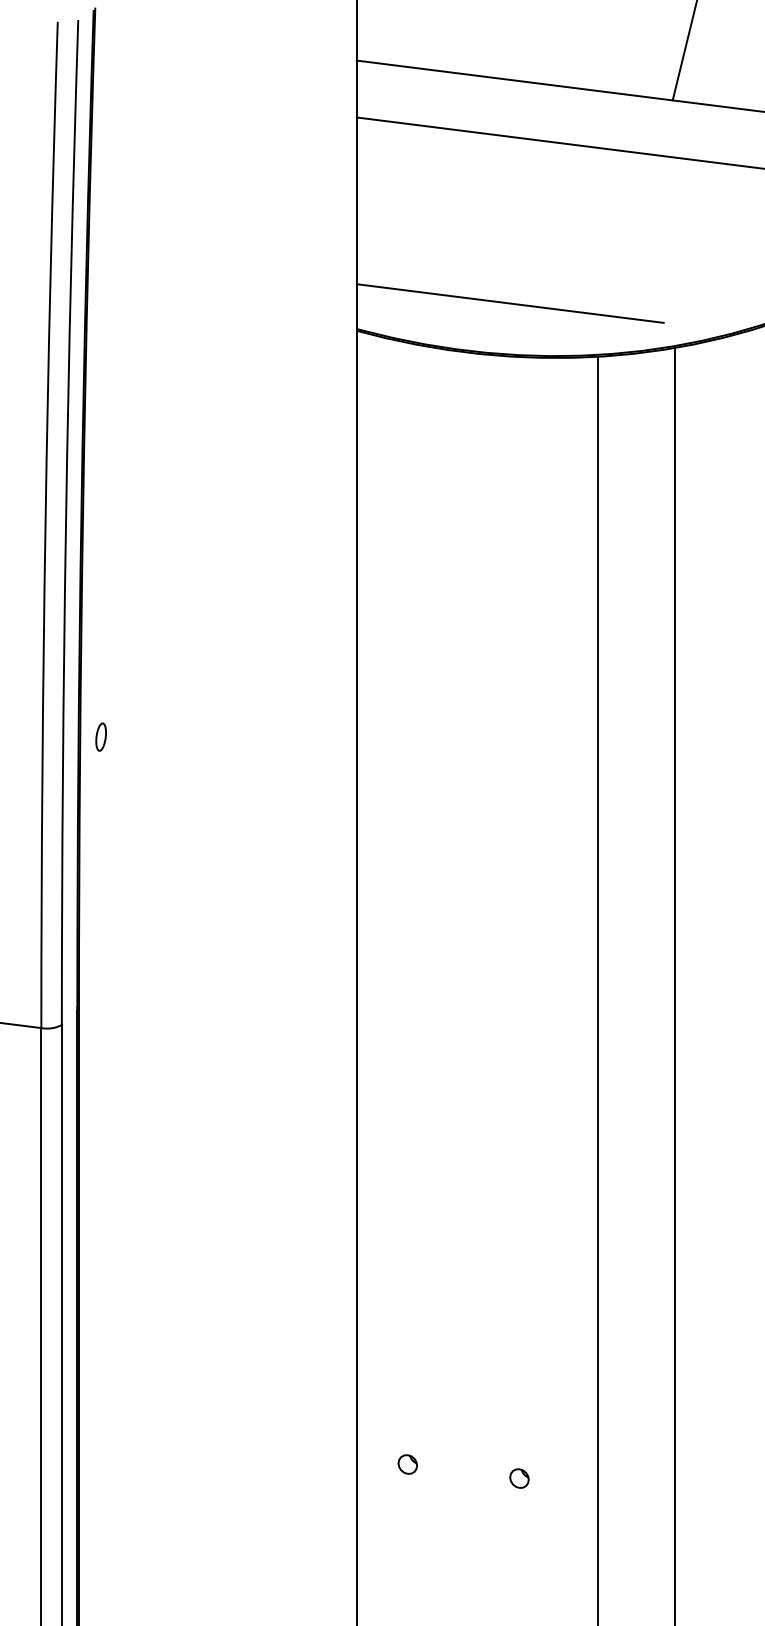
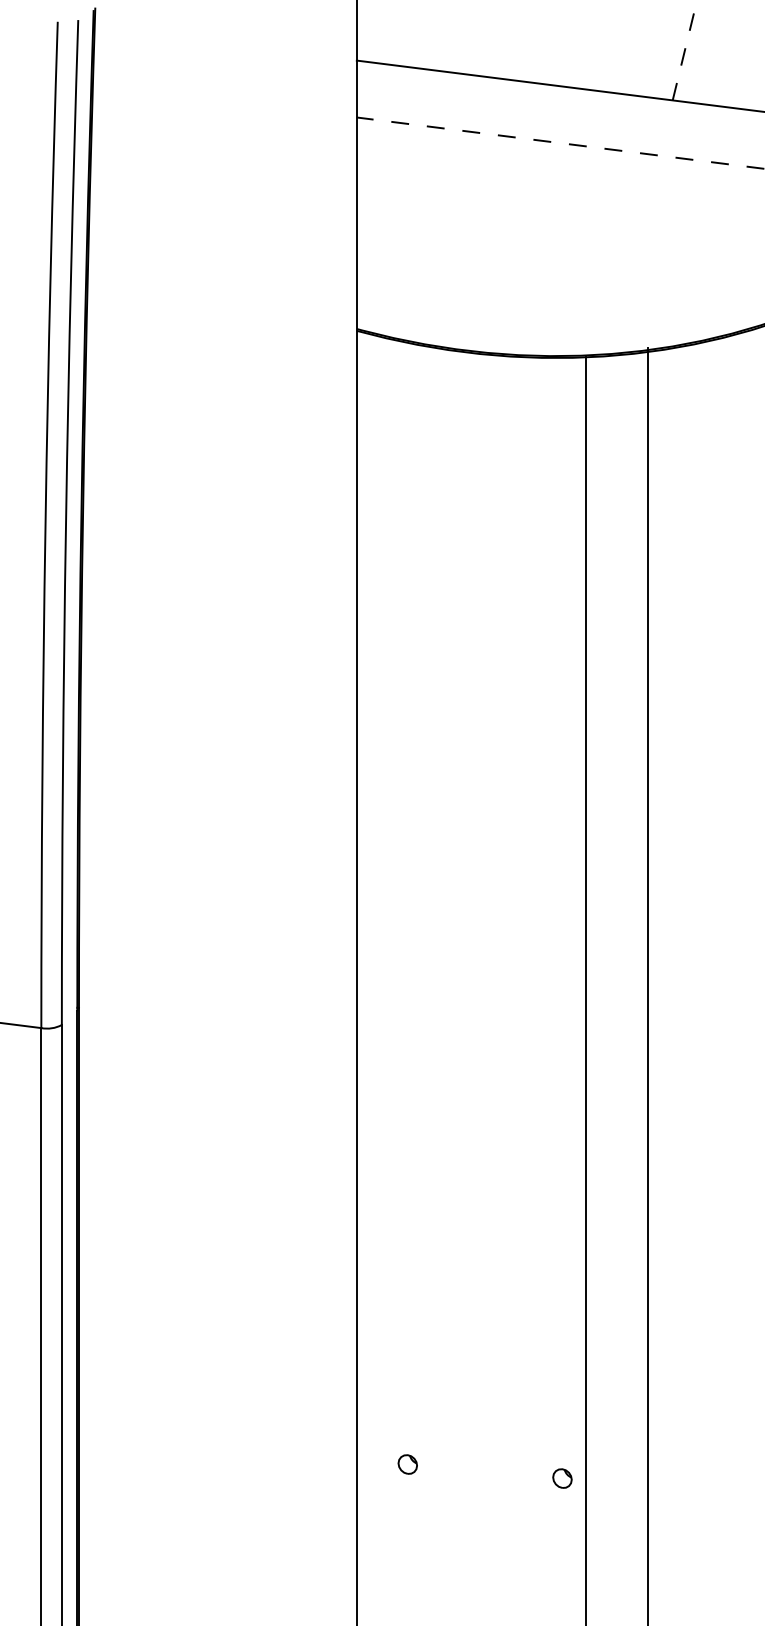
line: solid -> dashed (685, 49)
line: solid -> dashed (560, 143)
line: present -> none (509, 303)
part: present -> none (100, 736)
line position: (674, 985) -> (647, 985) (647, 985)
line position: (597, 989) -> (585, 989) (585, 989)
part position: (519, 1478) -> (562, 1478) (562, 1478)
